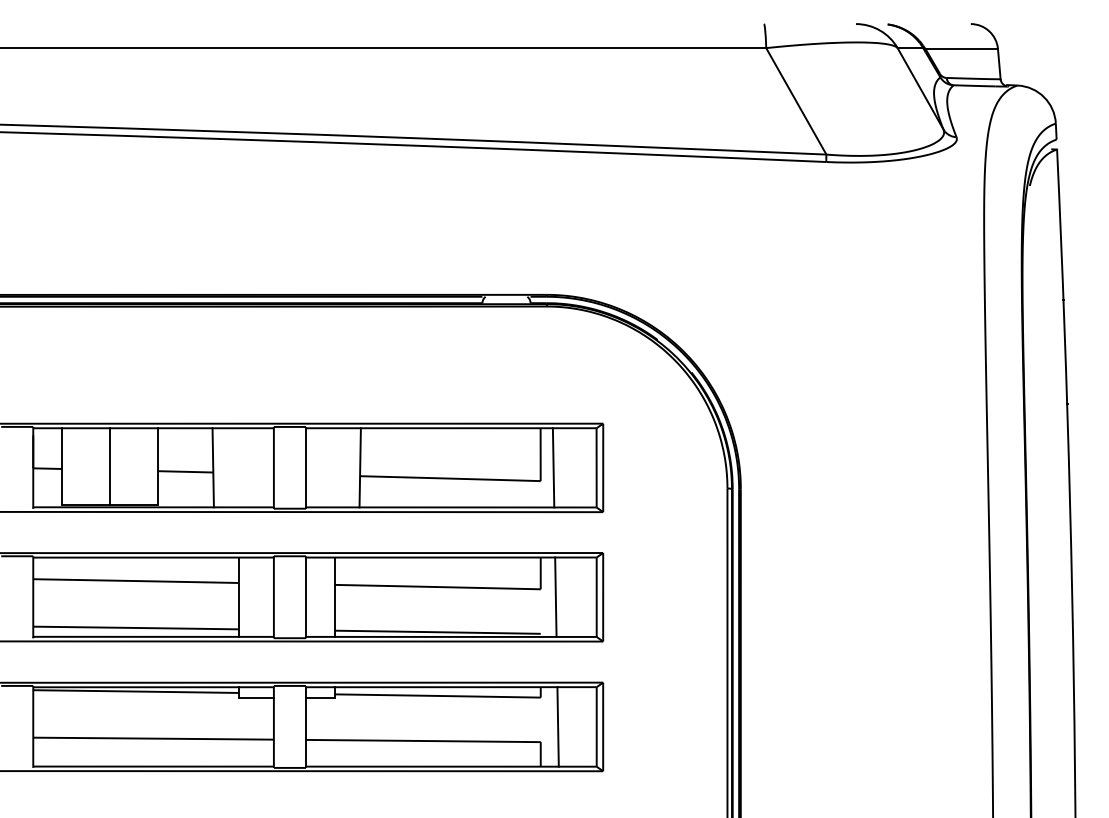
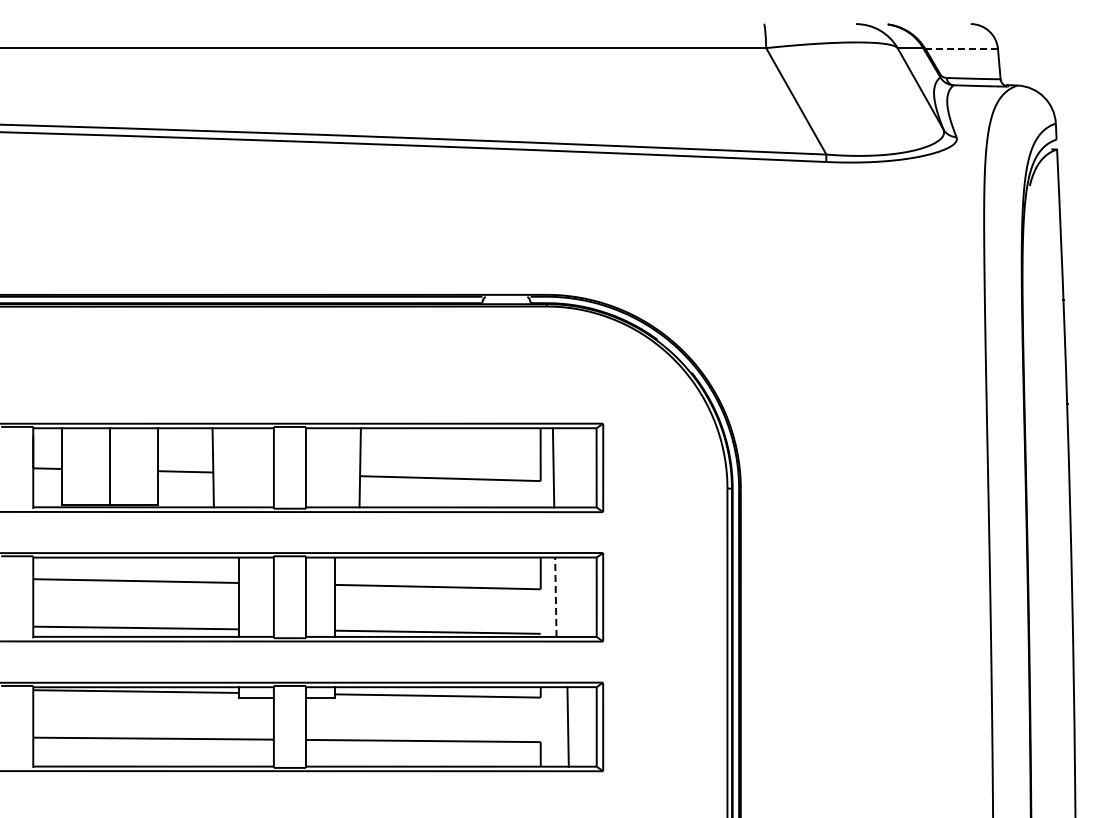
line: solid -> dashed (961, 48)
line: solid -> dashed (555, 597)
line position: (557, 726) -> (567, 726) (567, 726)
